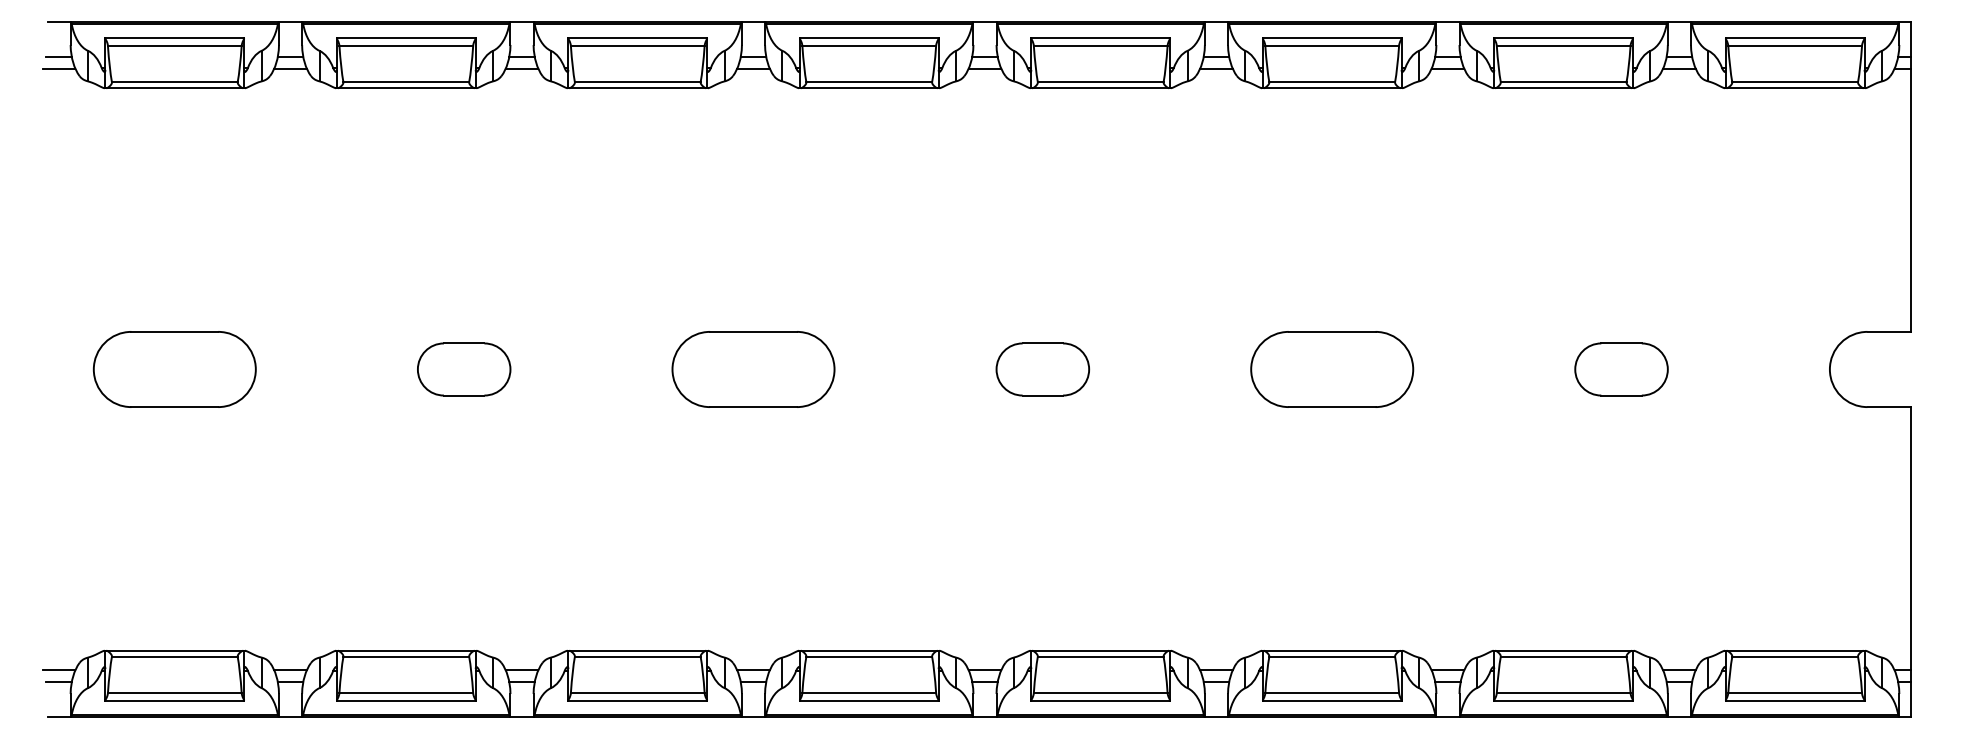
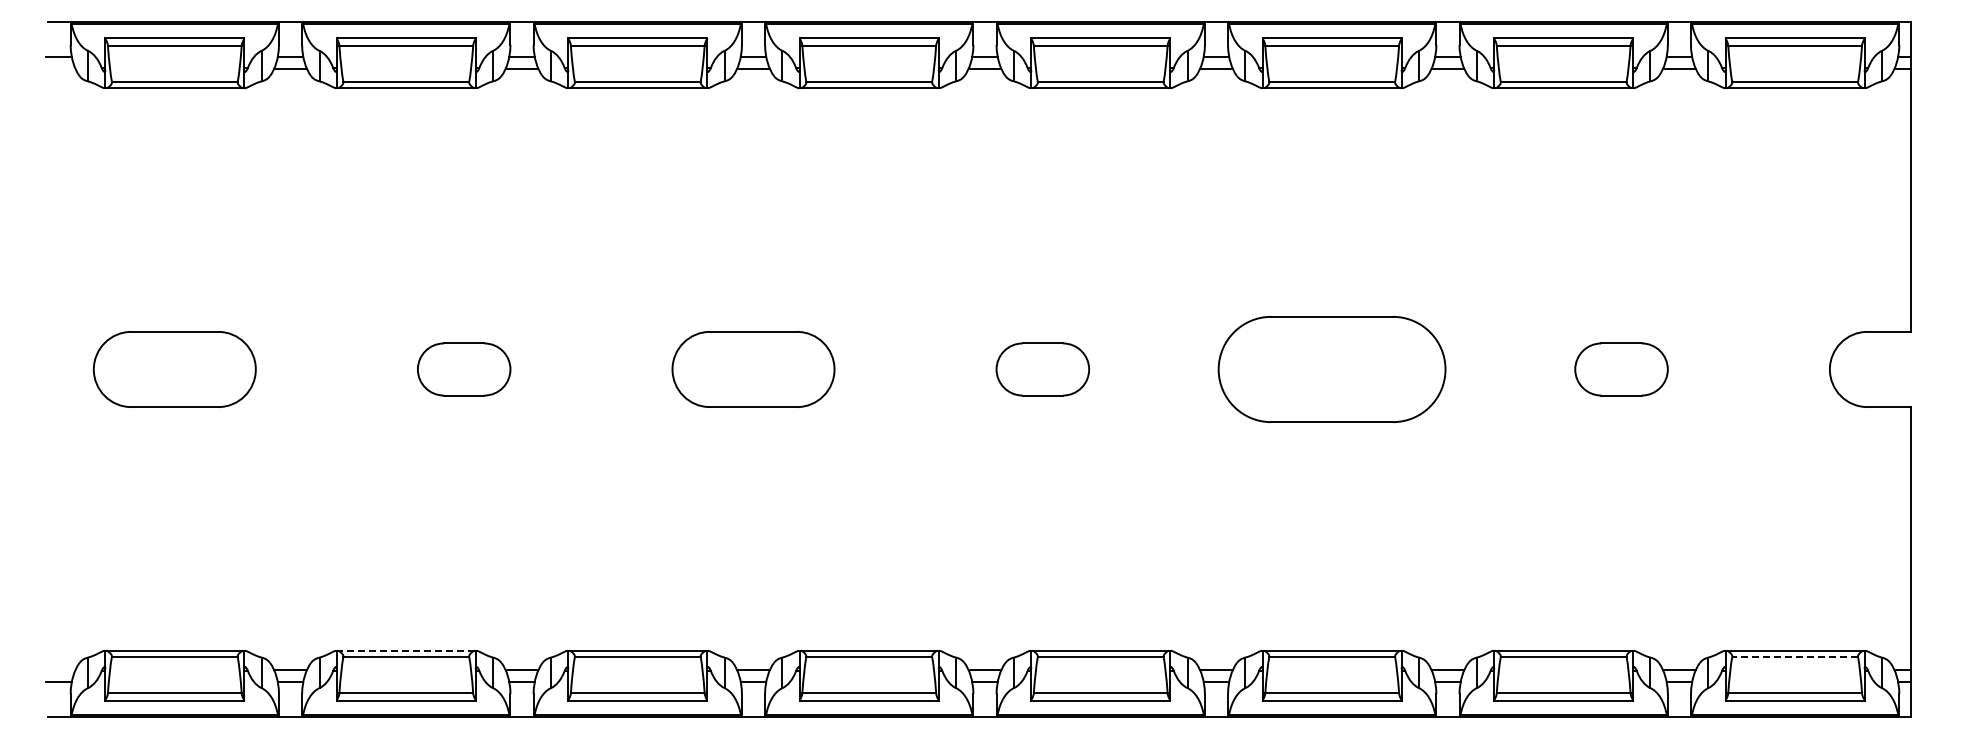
line: present -> none (58, 68)
part size: 165x77 px -> 230x107 px (1331, 369)
line: solid -> dashed (405, 650)
line: solid -> dashed (1795, 657)
line: present -> none (58, 670)
